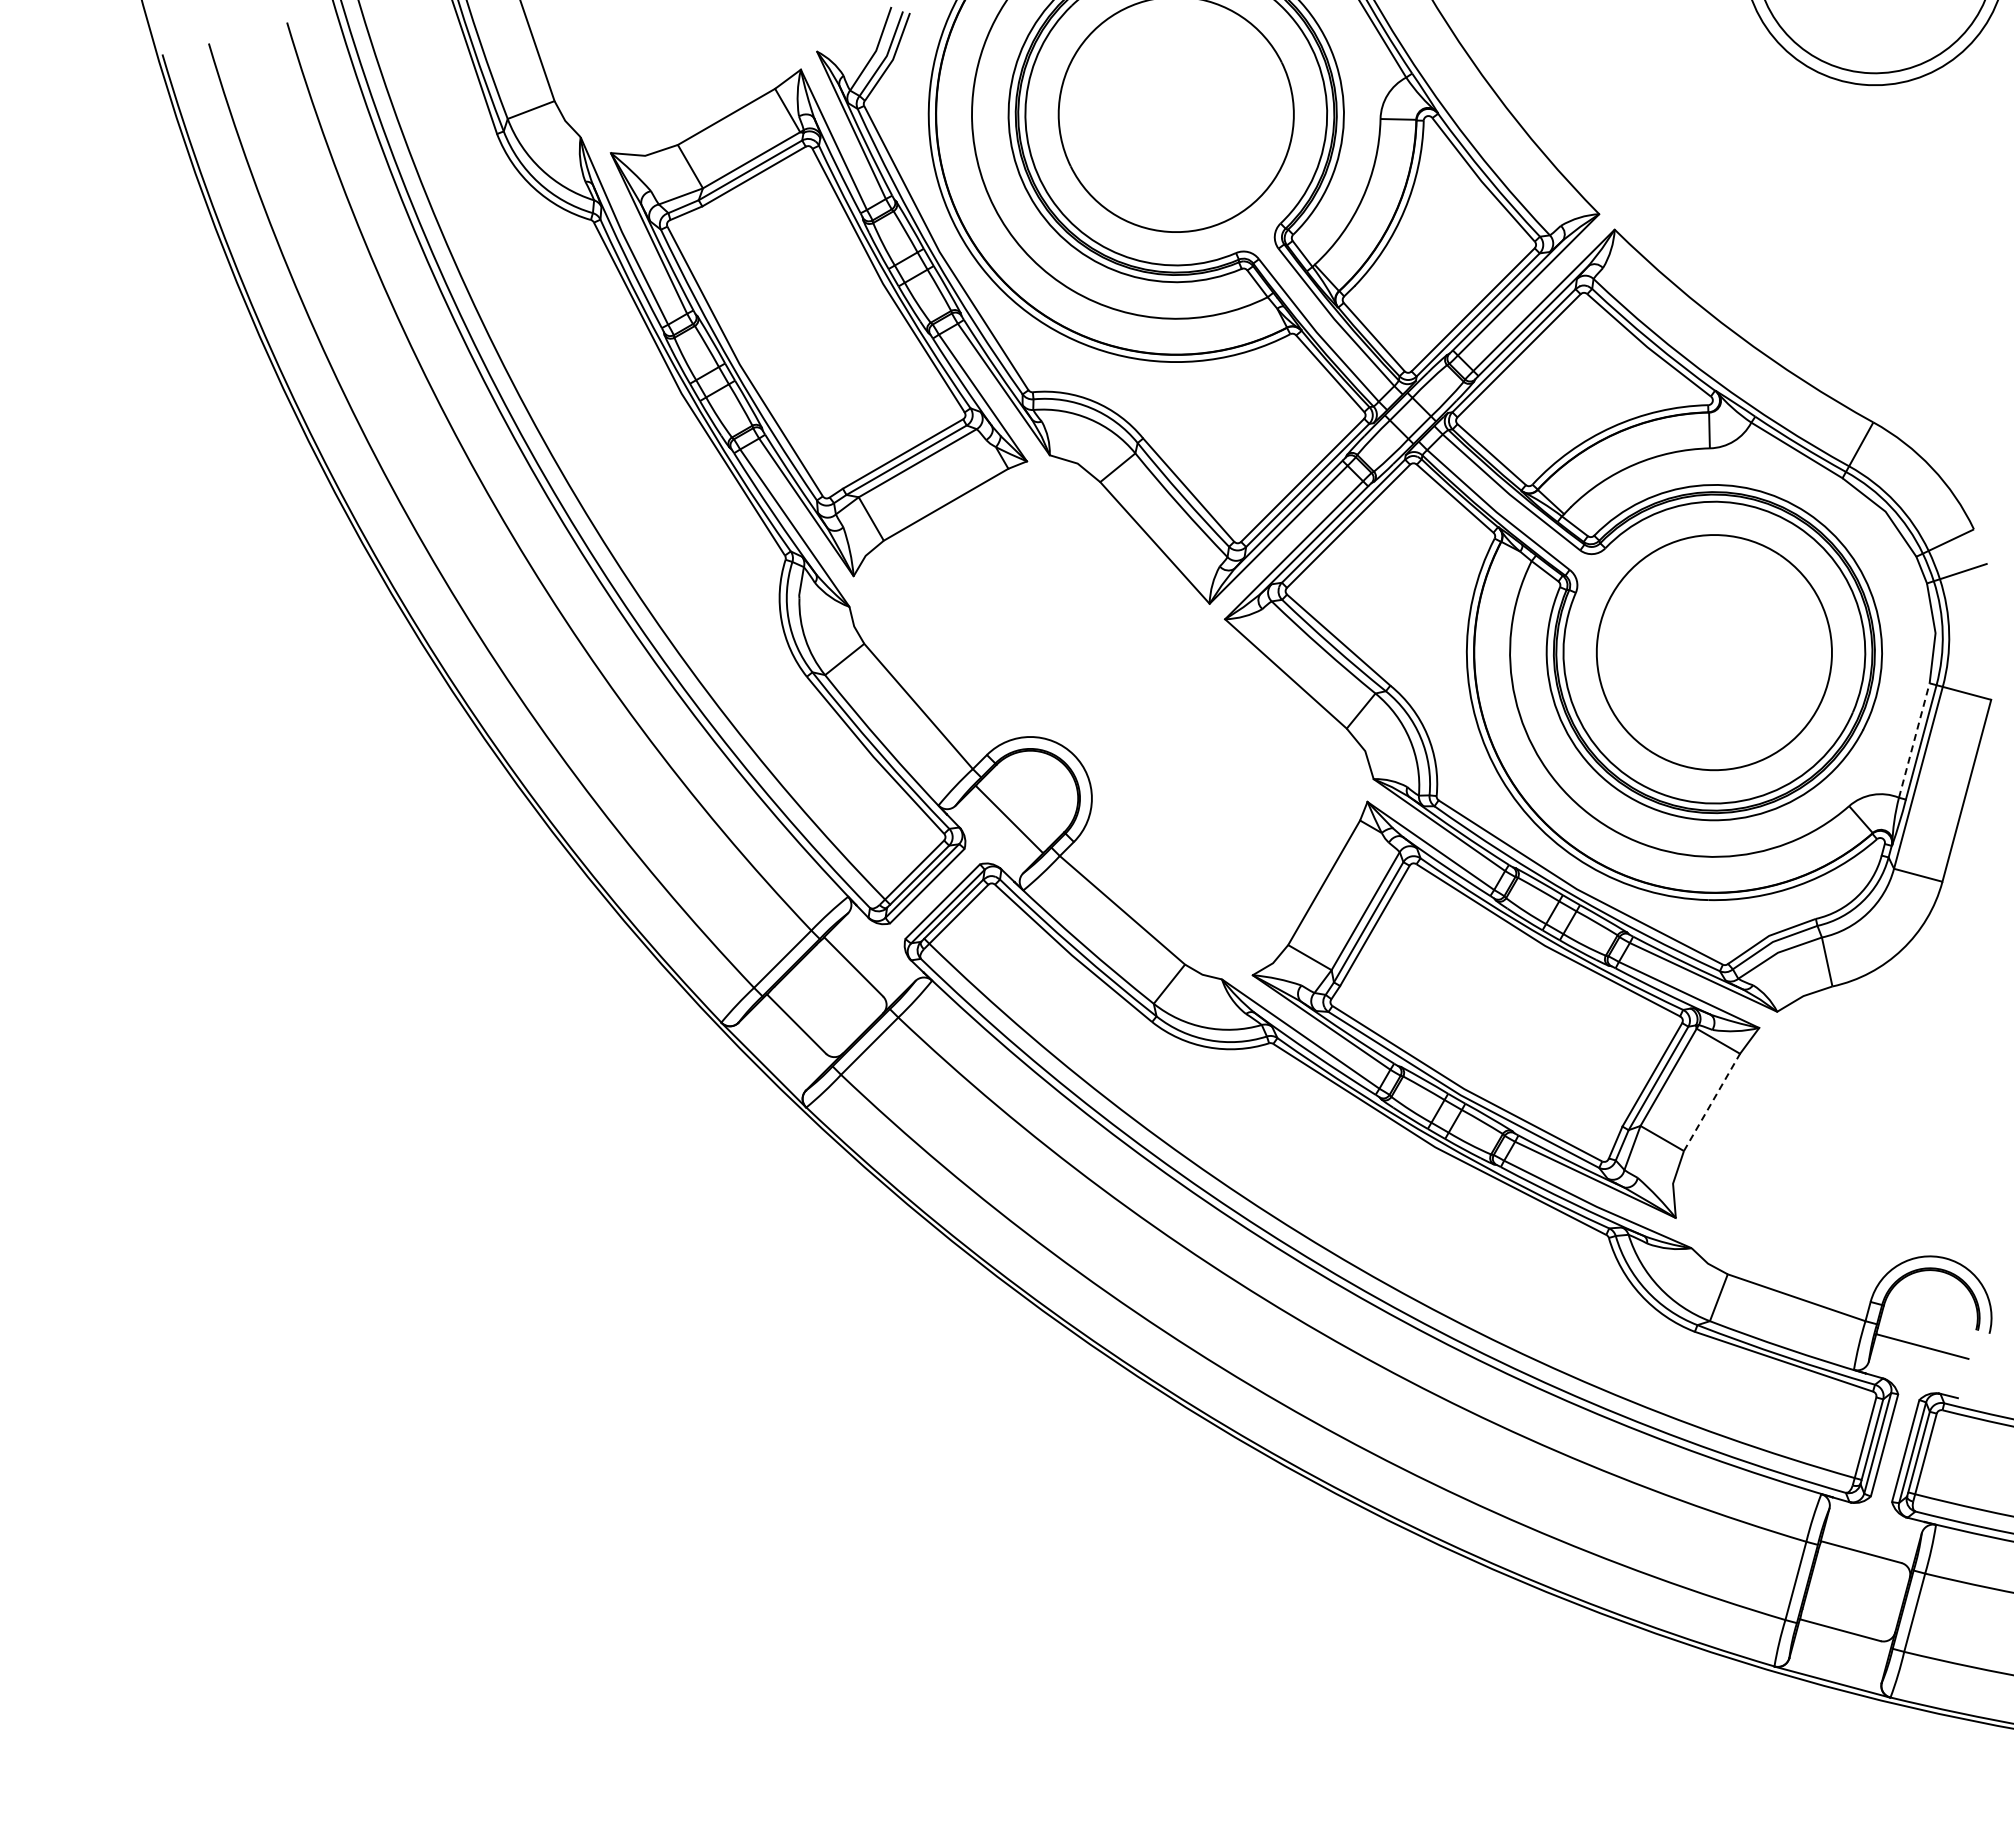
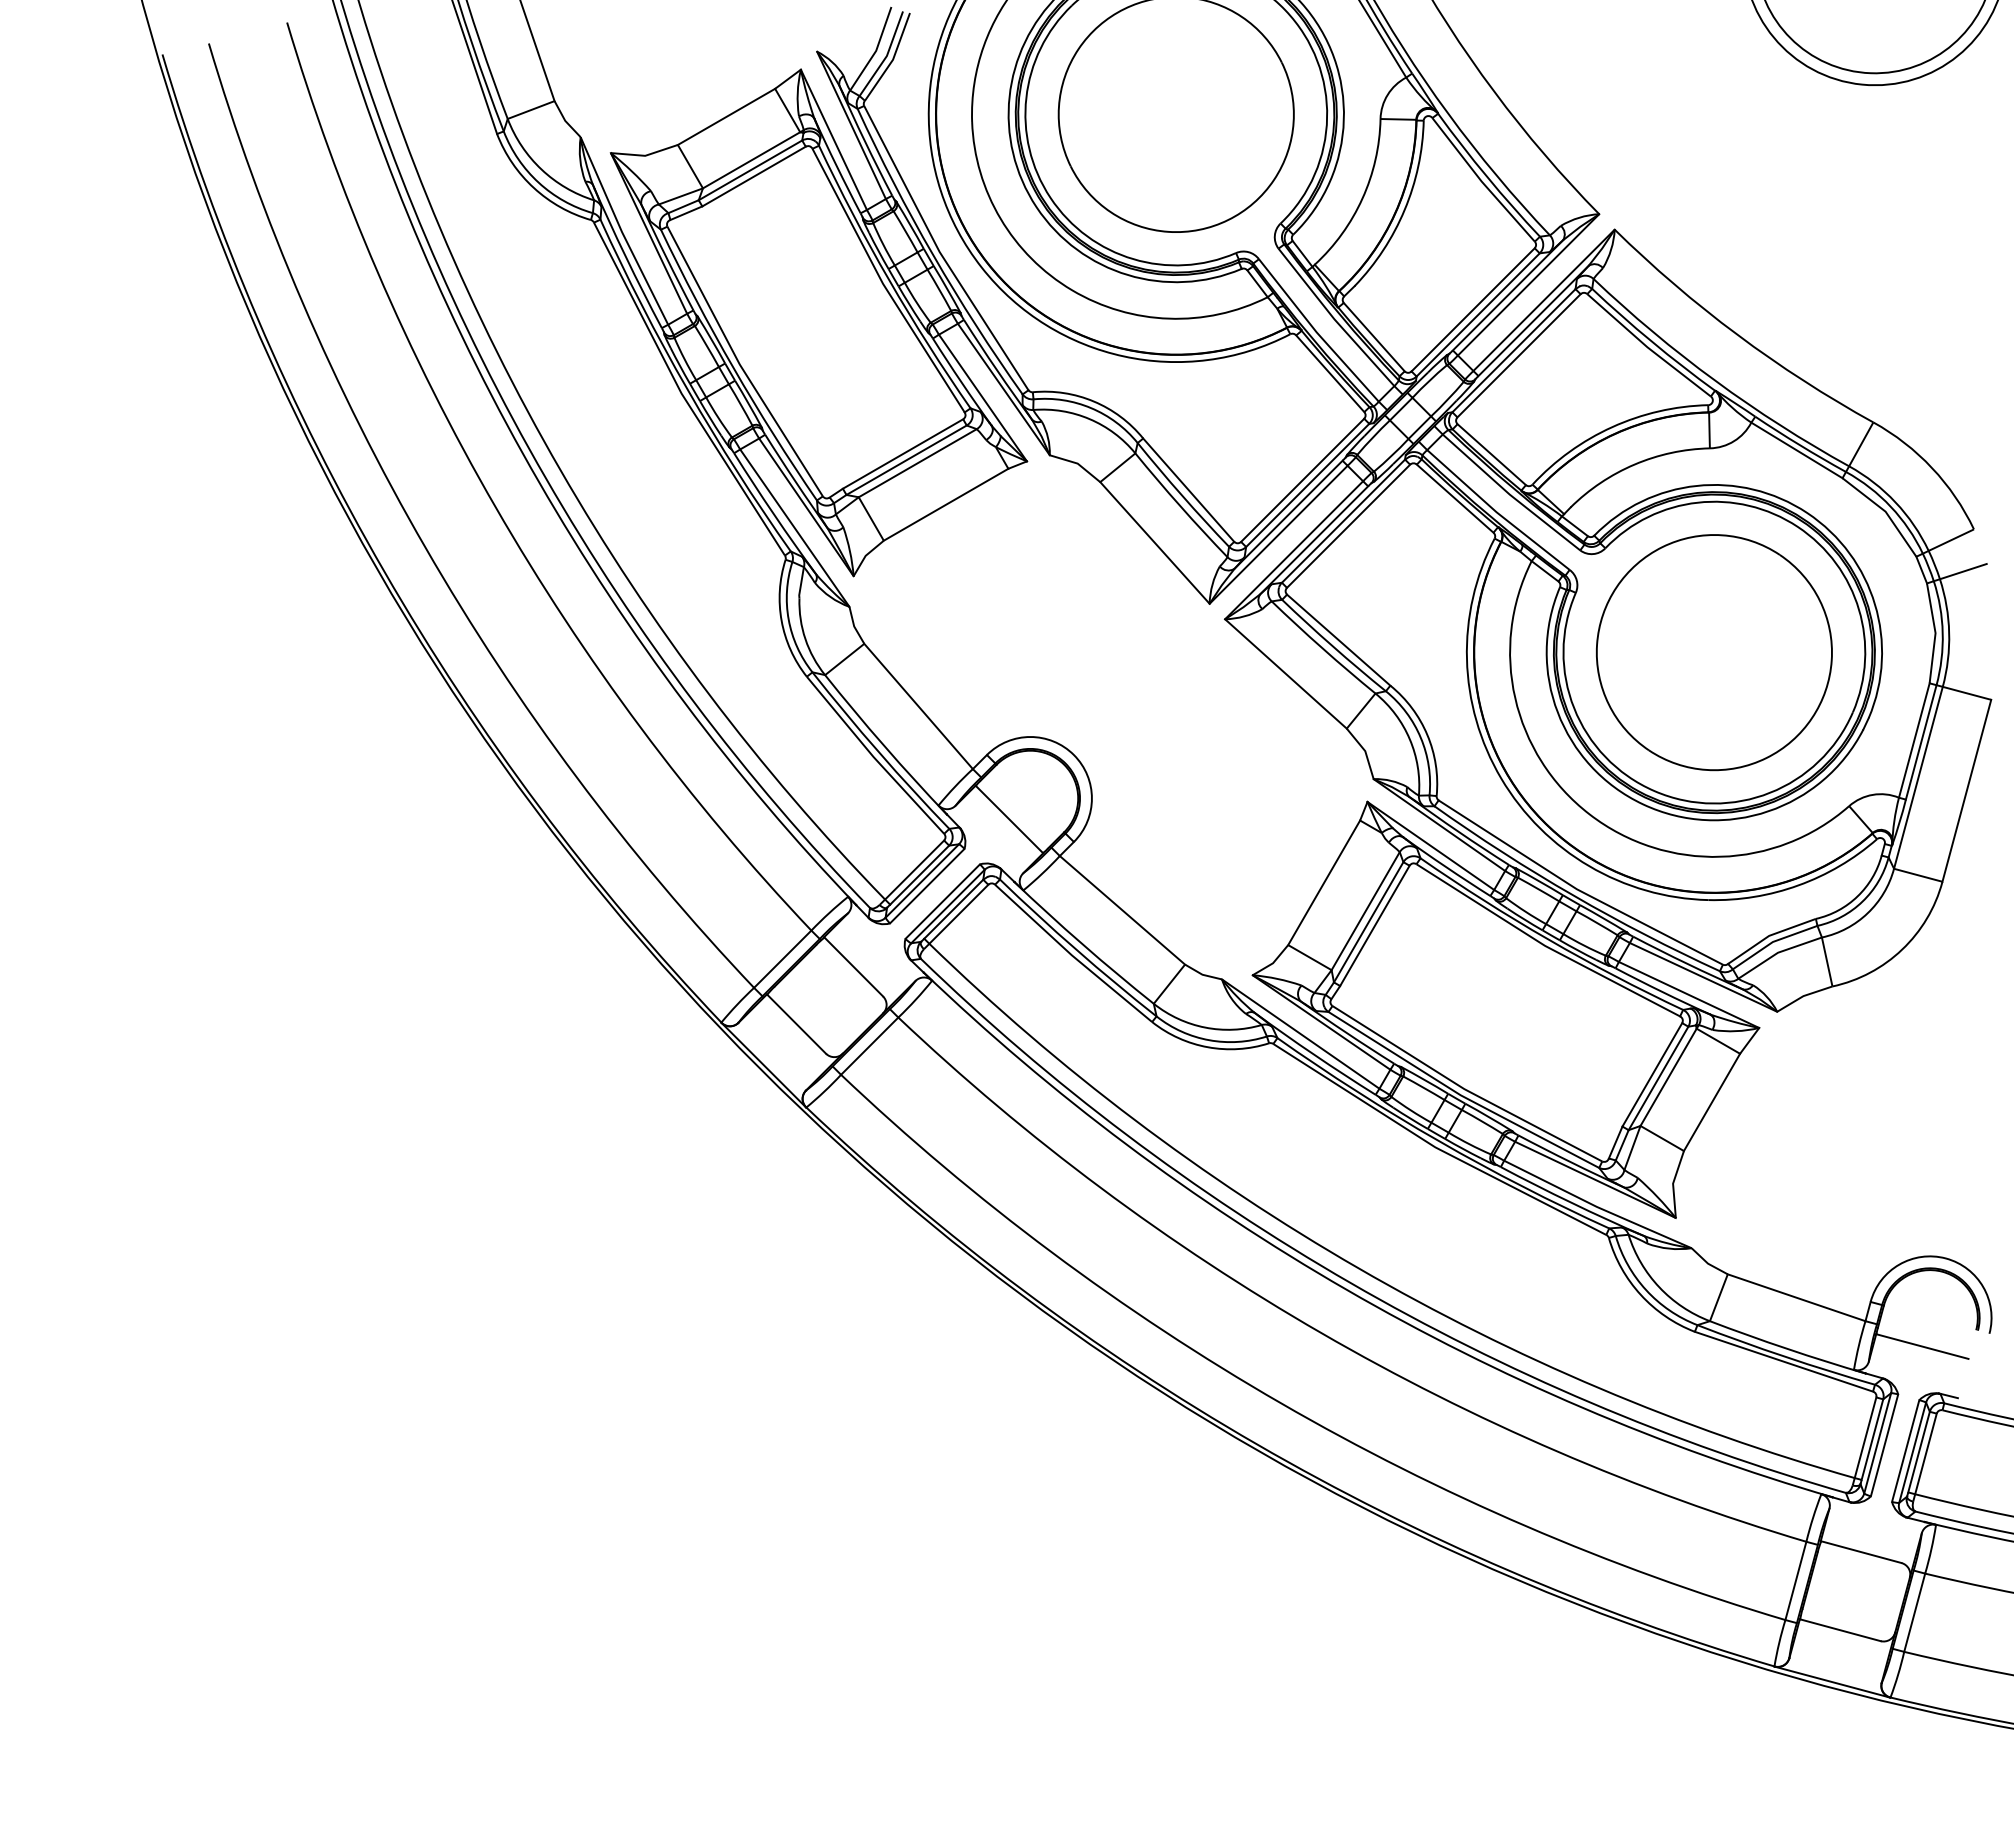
line: dashed -> solid (1914, 740)
line: dashed -> solid (1712, 1101)
